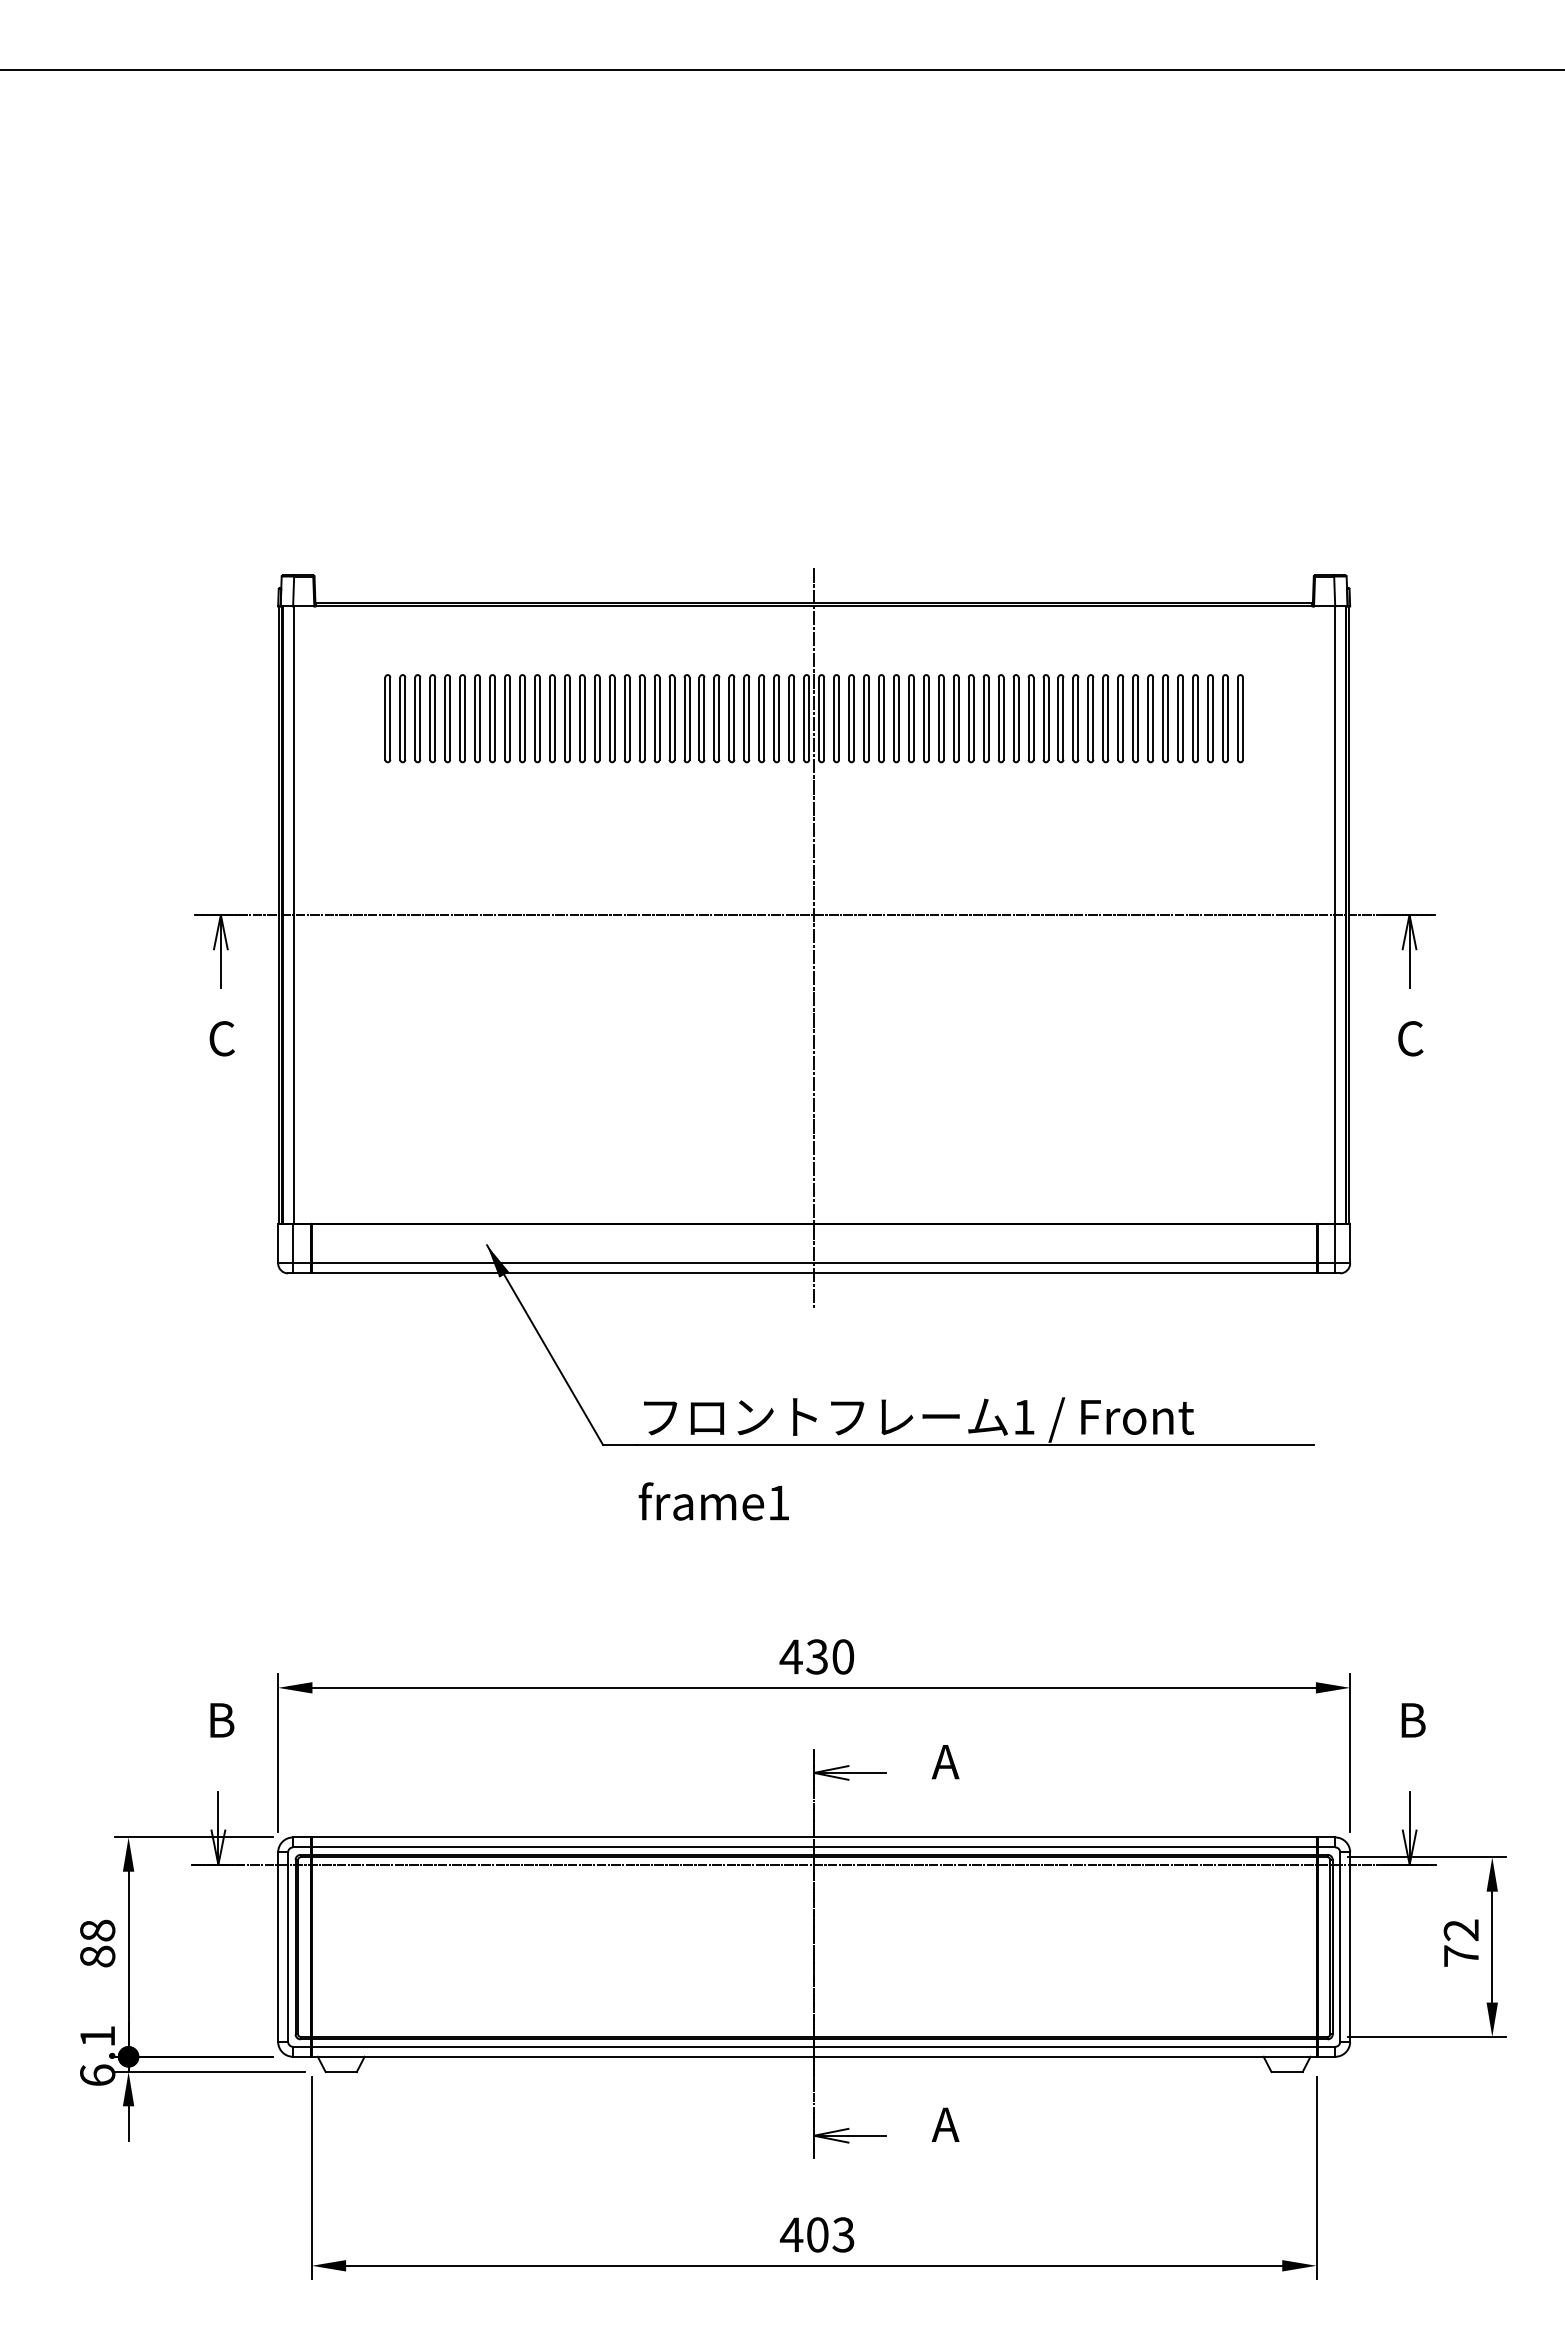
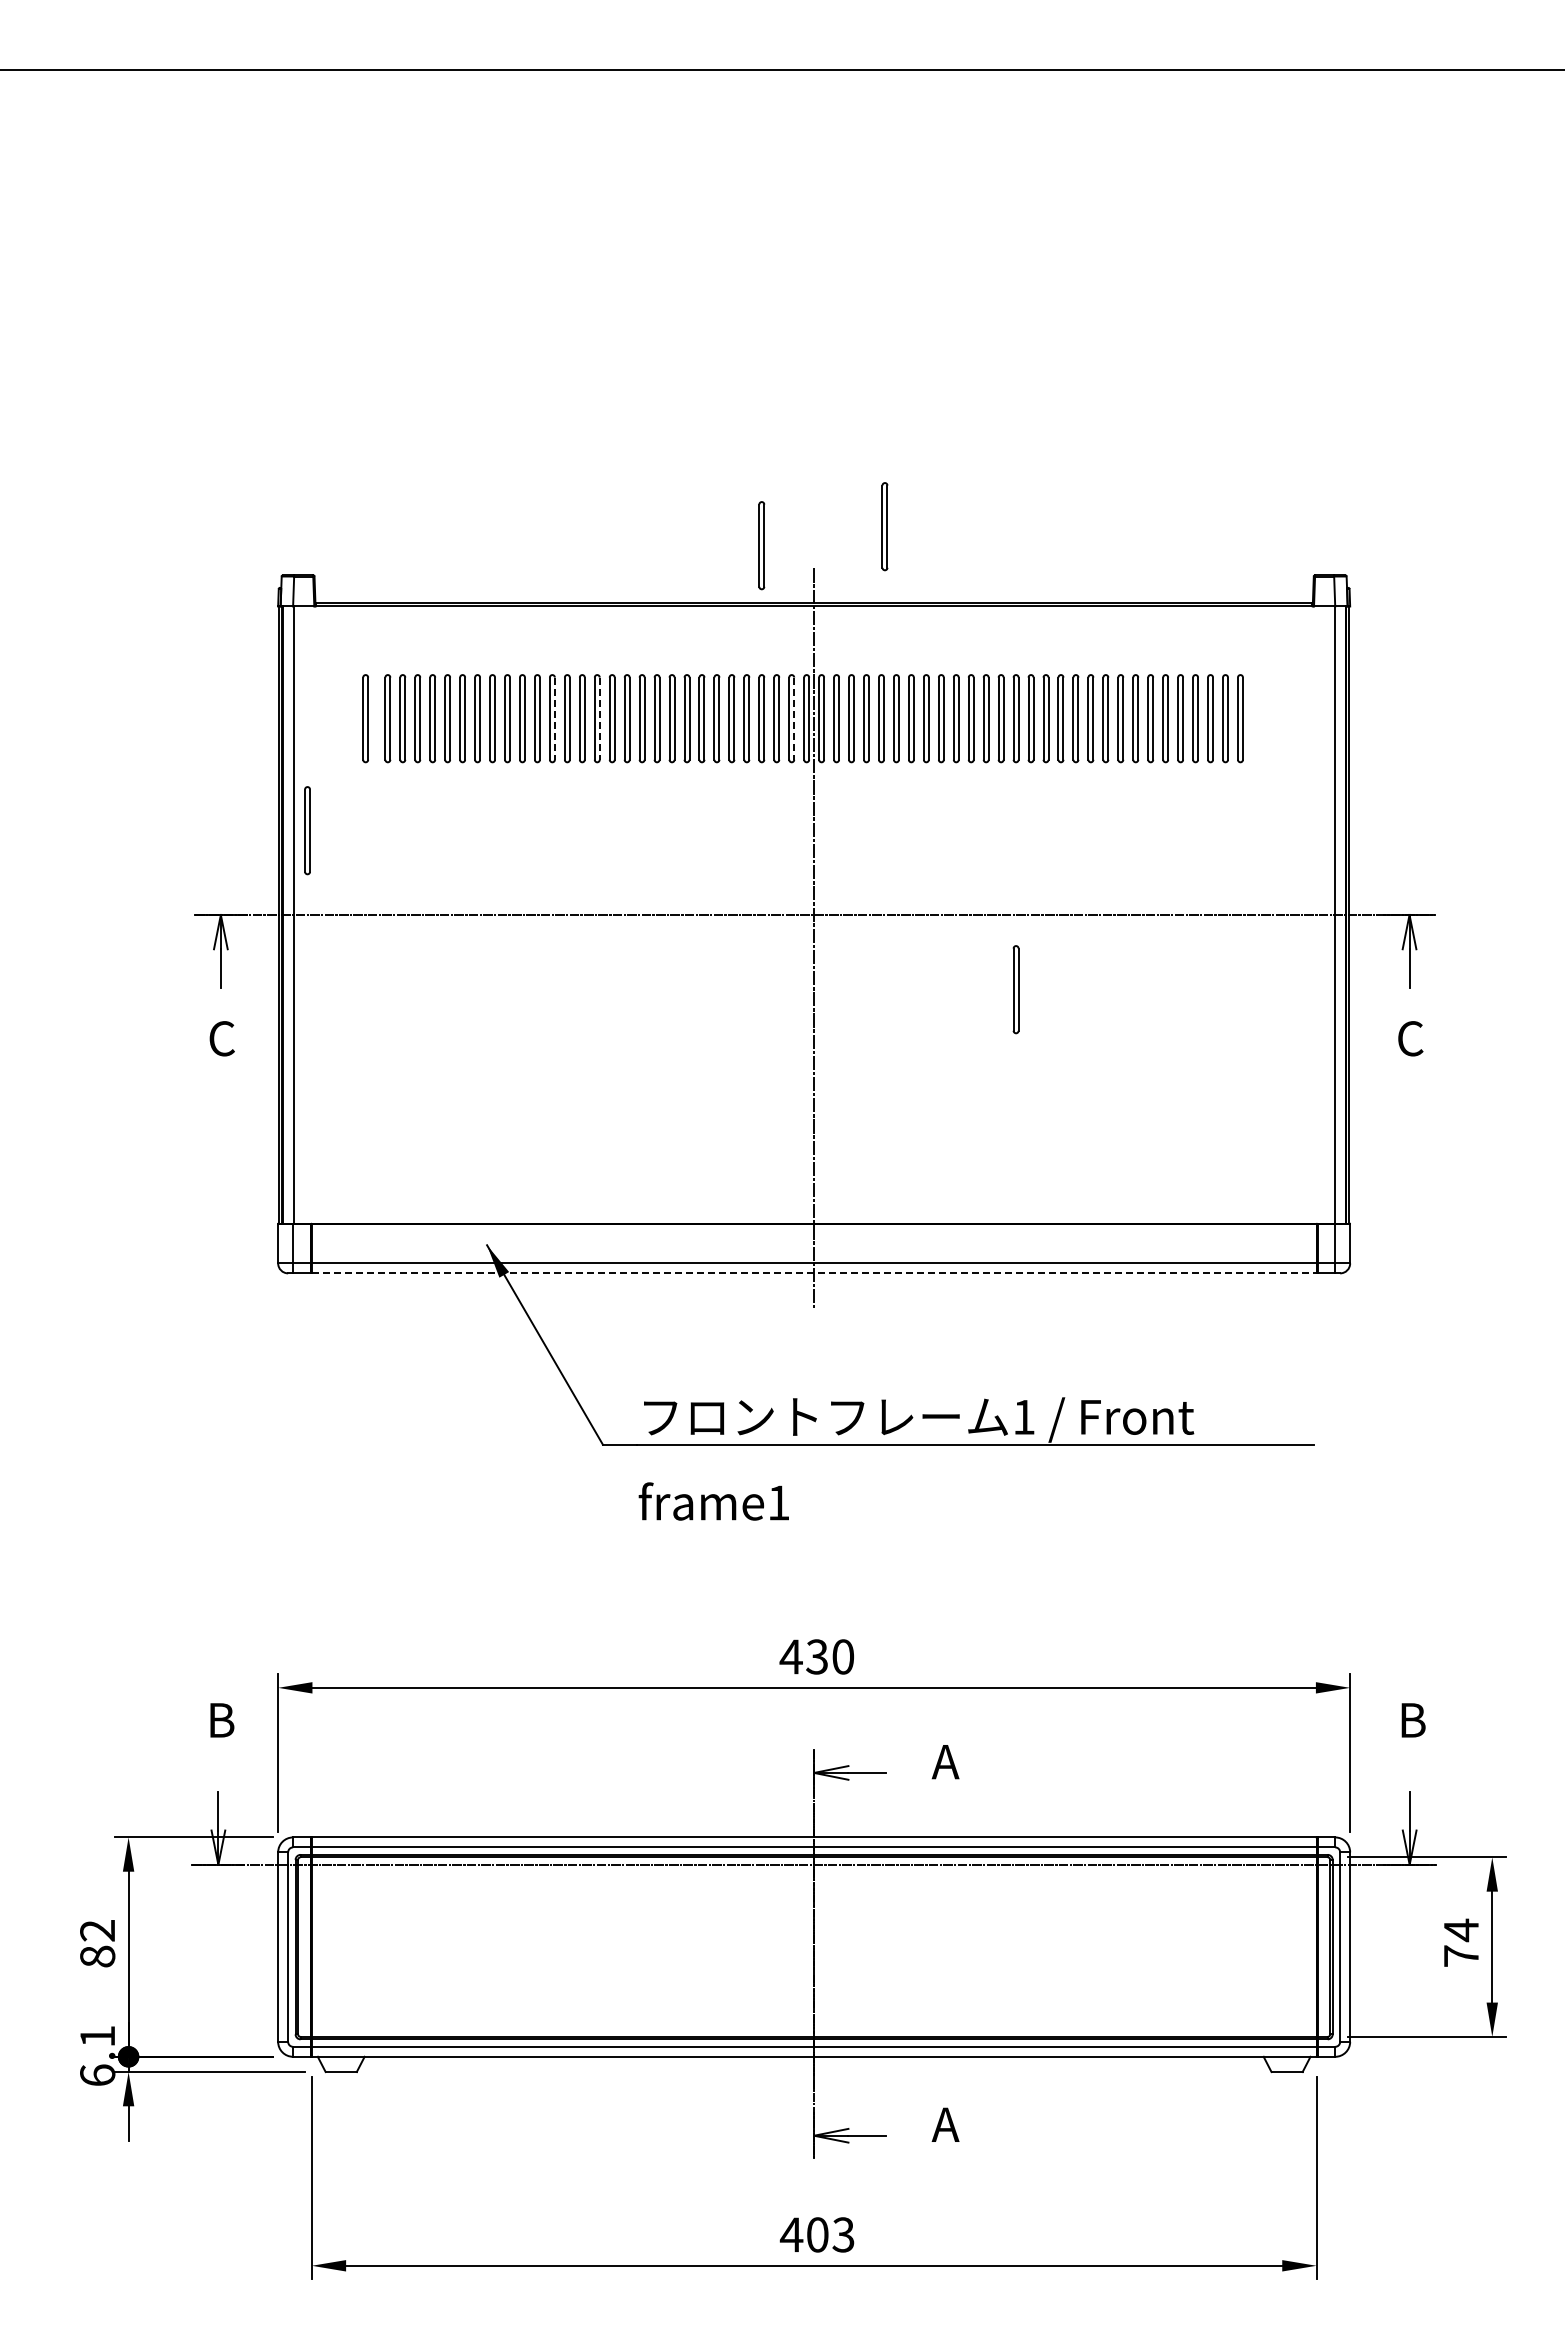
part: none -> present (884, 526)
part: none -> present (761, 545)
part: none -> present (365, 718)
line: solid -> dashed (554, 719)
line: solid -> dashed (599, 719)
line: solid -> dashed (794, 719)
part: none -> present (307, 830)
part: none -> present (1015, 989)
line: solid -> dashed (814, 1273)
text: 88 -> 82 (97, 1930)
text: 72 -> 74 (1460, 1930)
